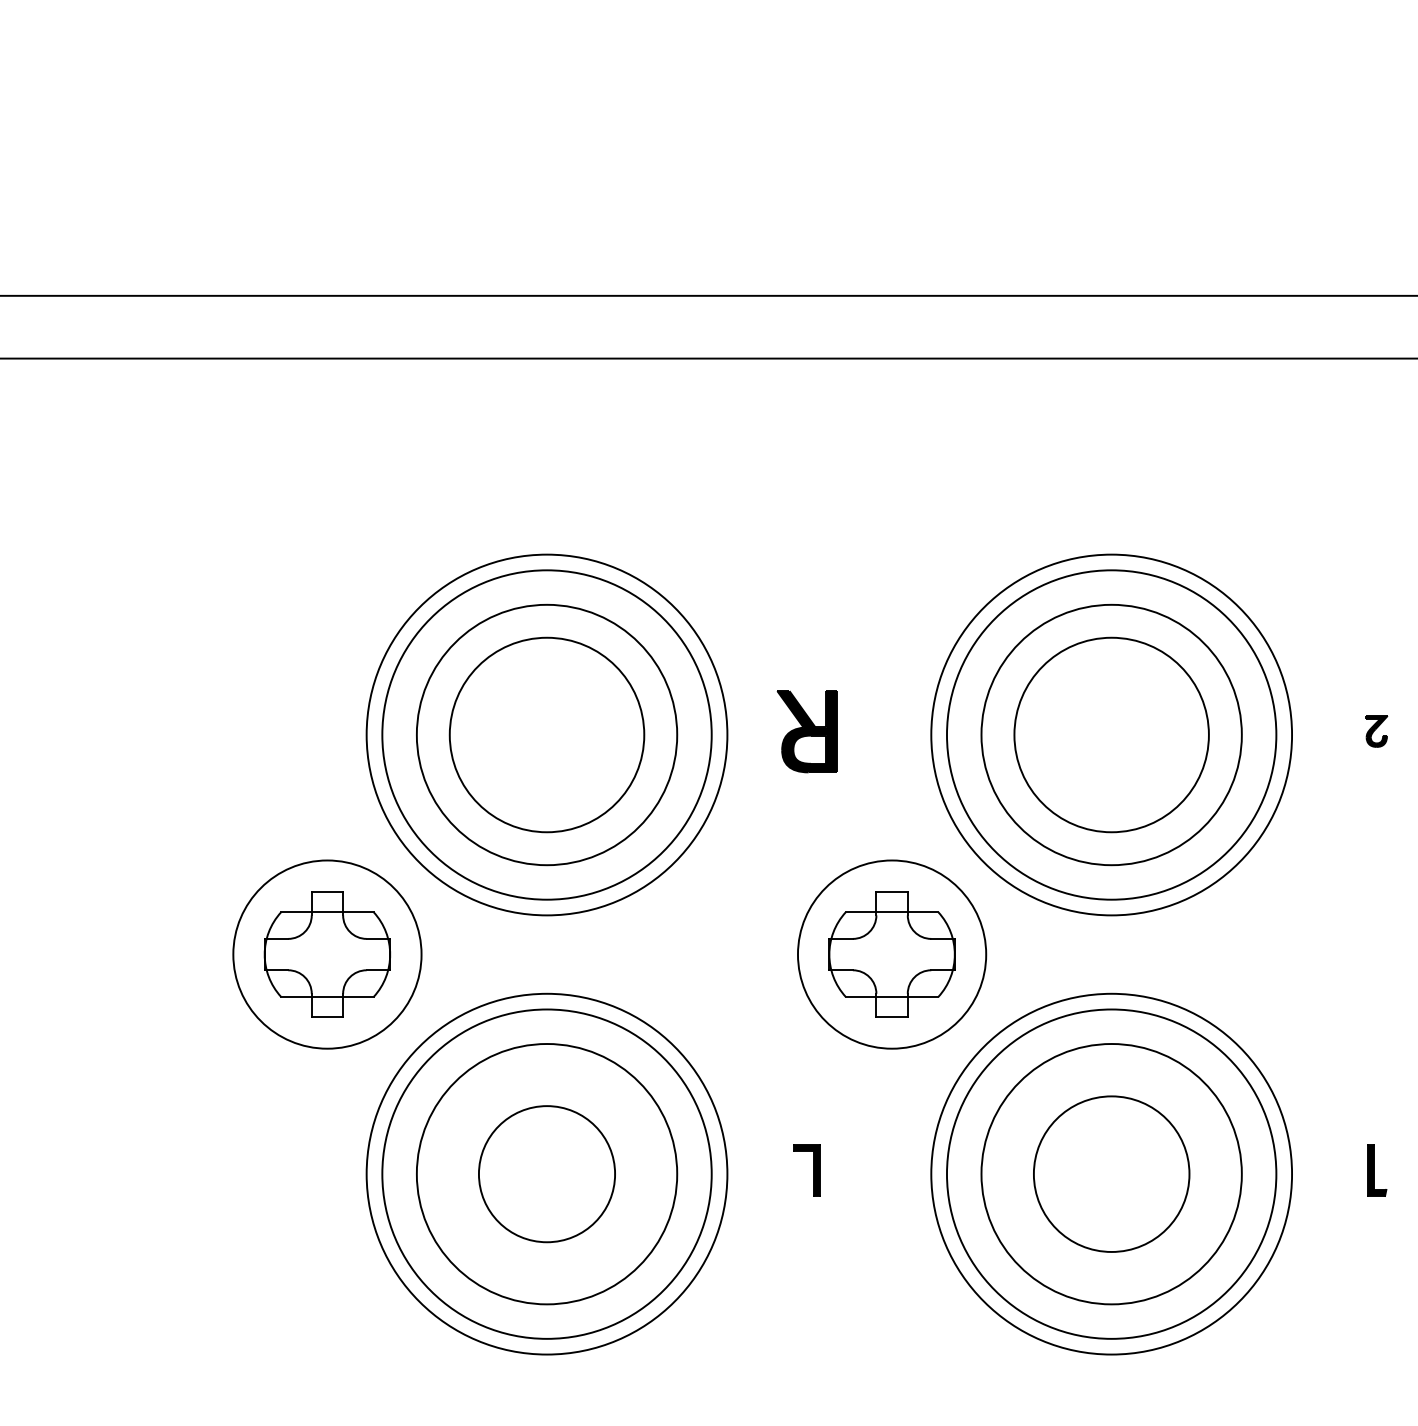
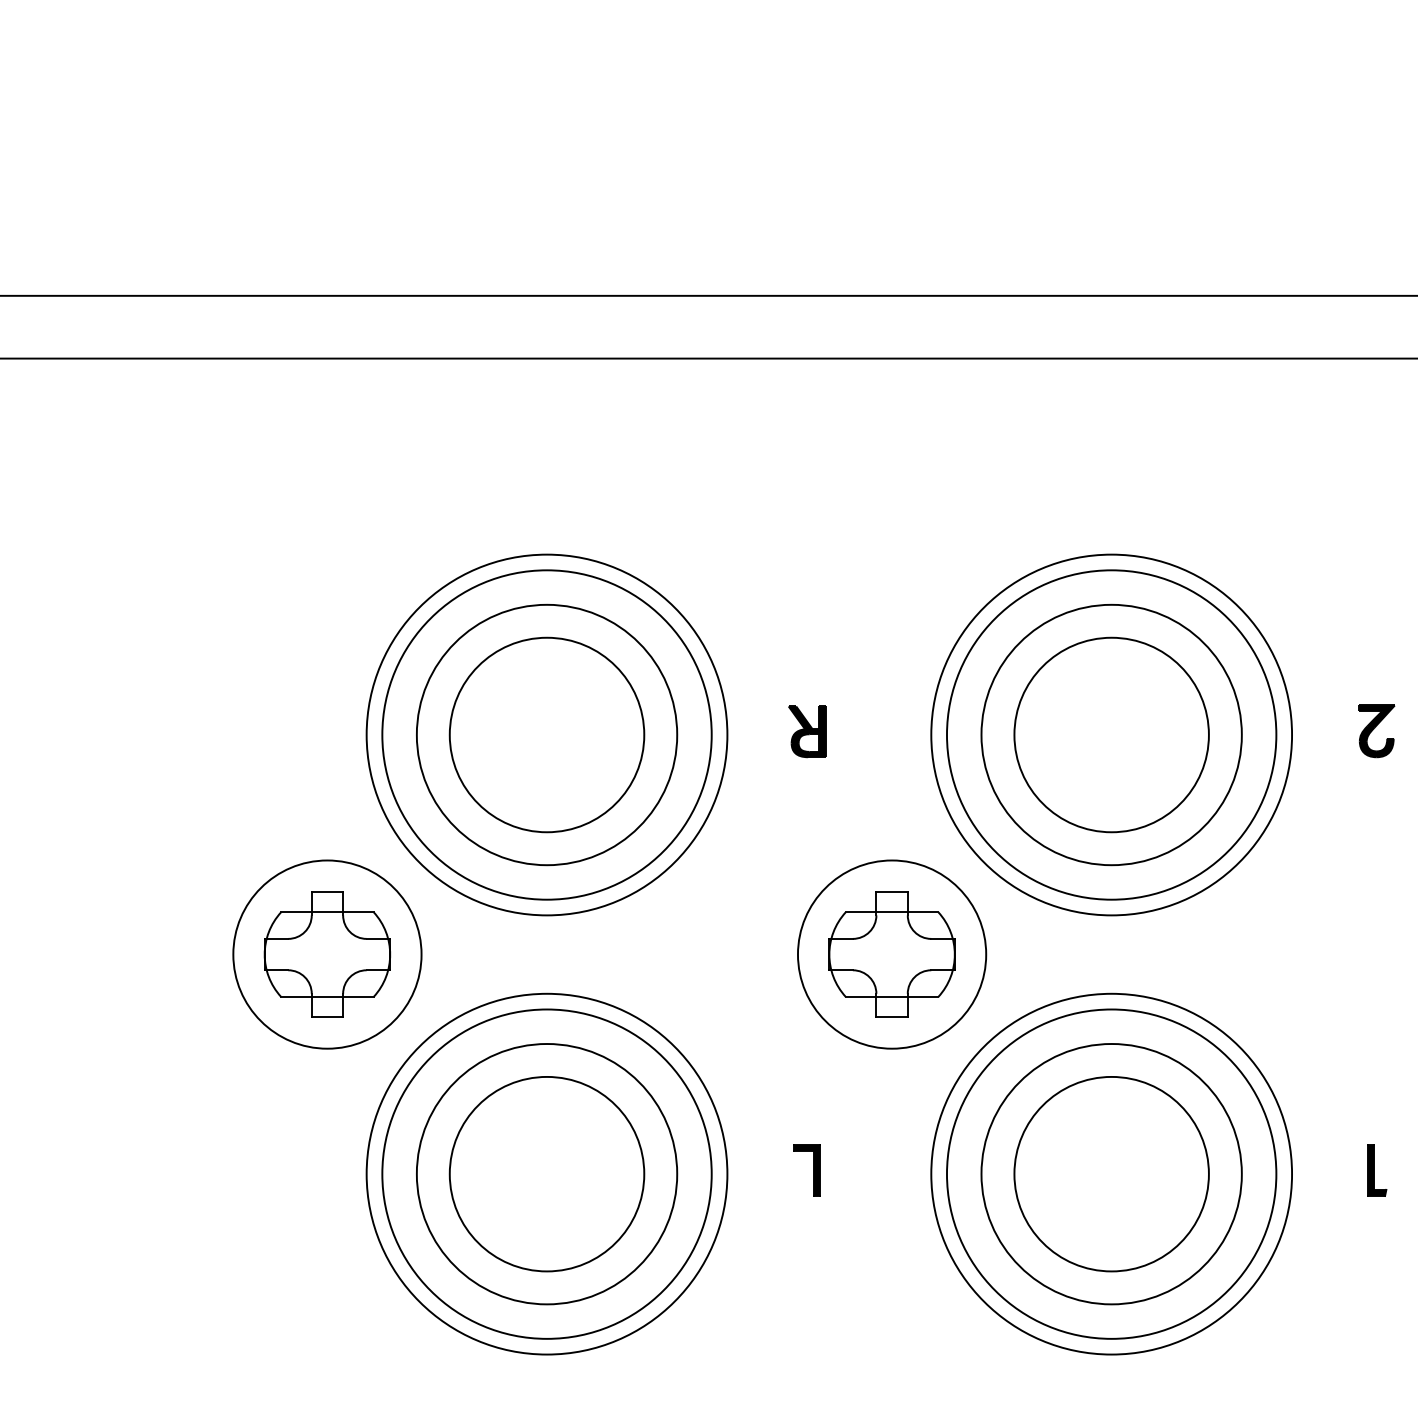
part size: 62x84 px -> 39x54 px (807, 731)
part size: 24x33 px -> 38x55 px (1376, 731)
circle diameter: 156 px -> 194 px (1111, 1173)
circle diameter: 136 px -> 194 px (546, 1173)
